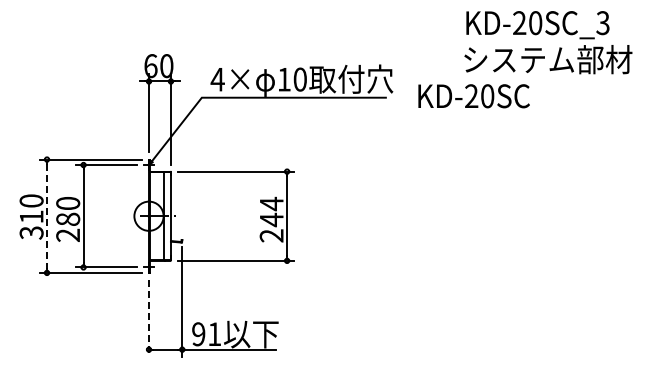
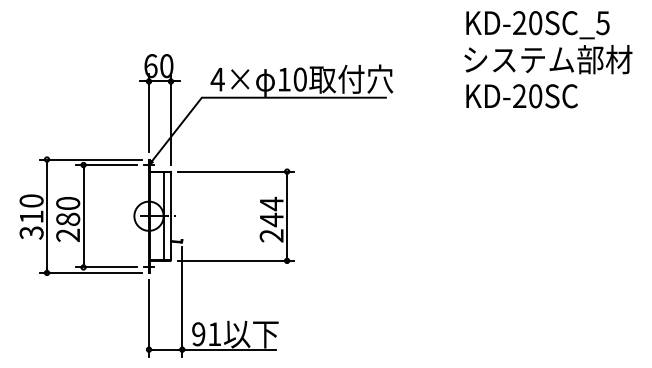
text: KD-20SC_3 -> KD-20SC_5 (602, 22)
text position: (473, 96) -> (521, 96) (521, 96)
line: dashed -> solid (47, 216)
line: dashed -> solid (149, 319)
